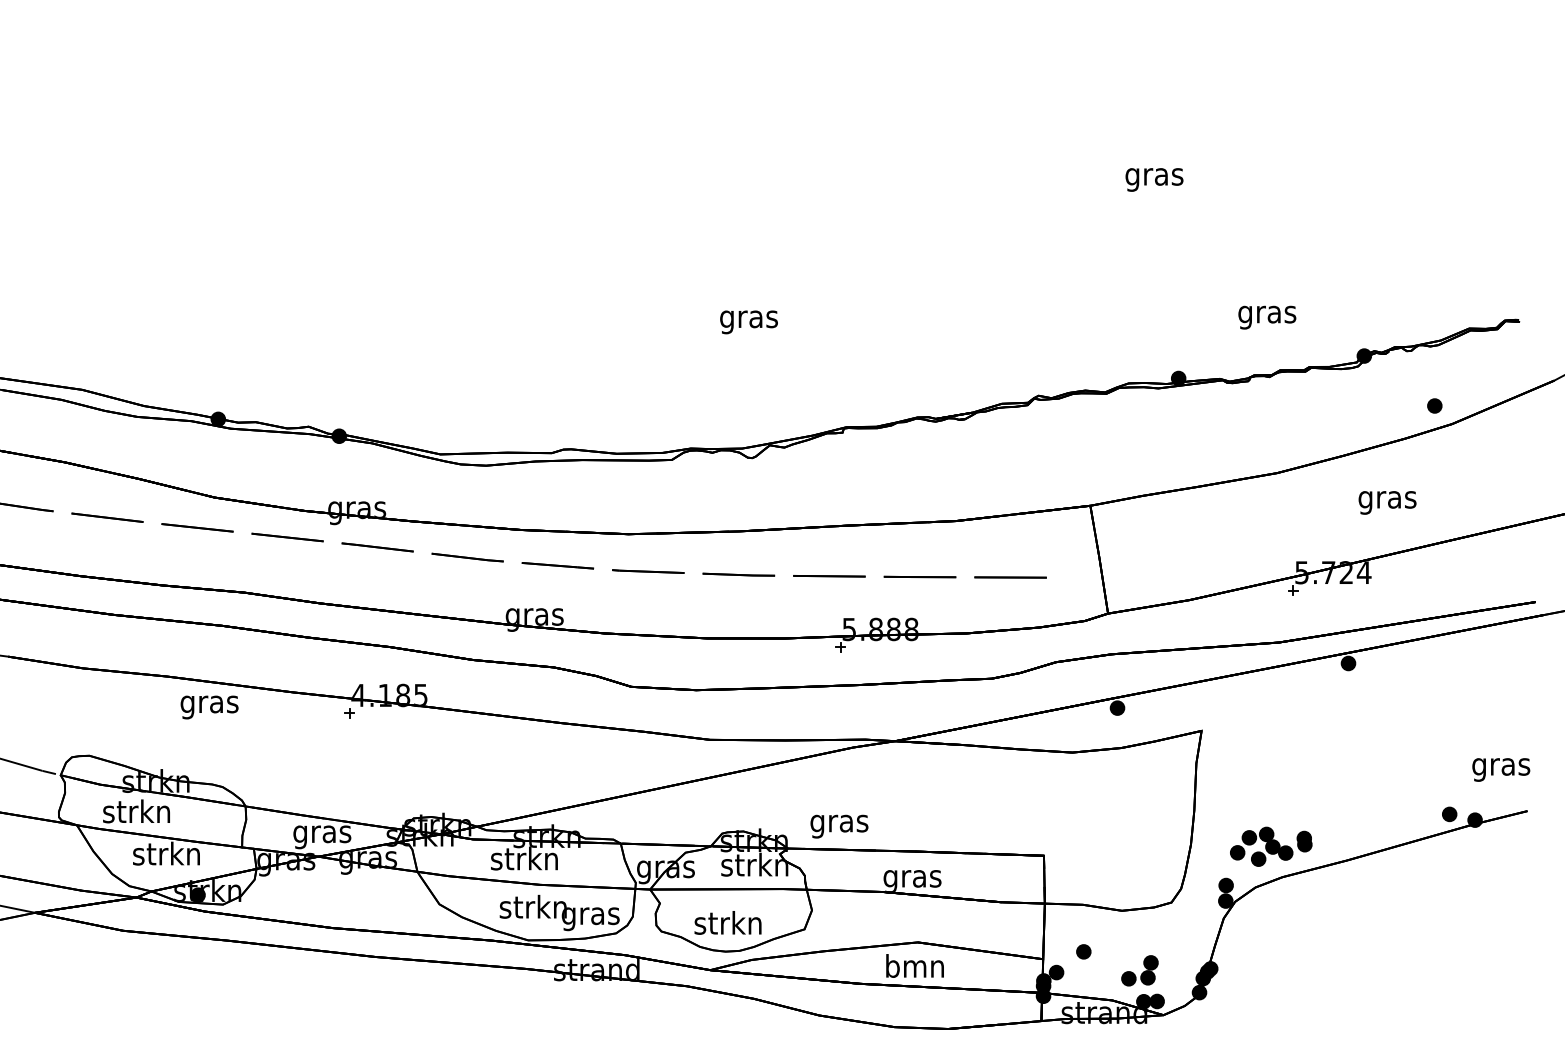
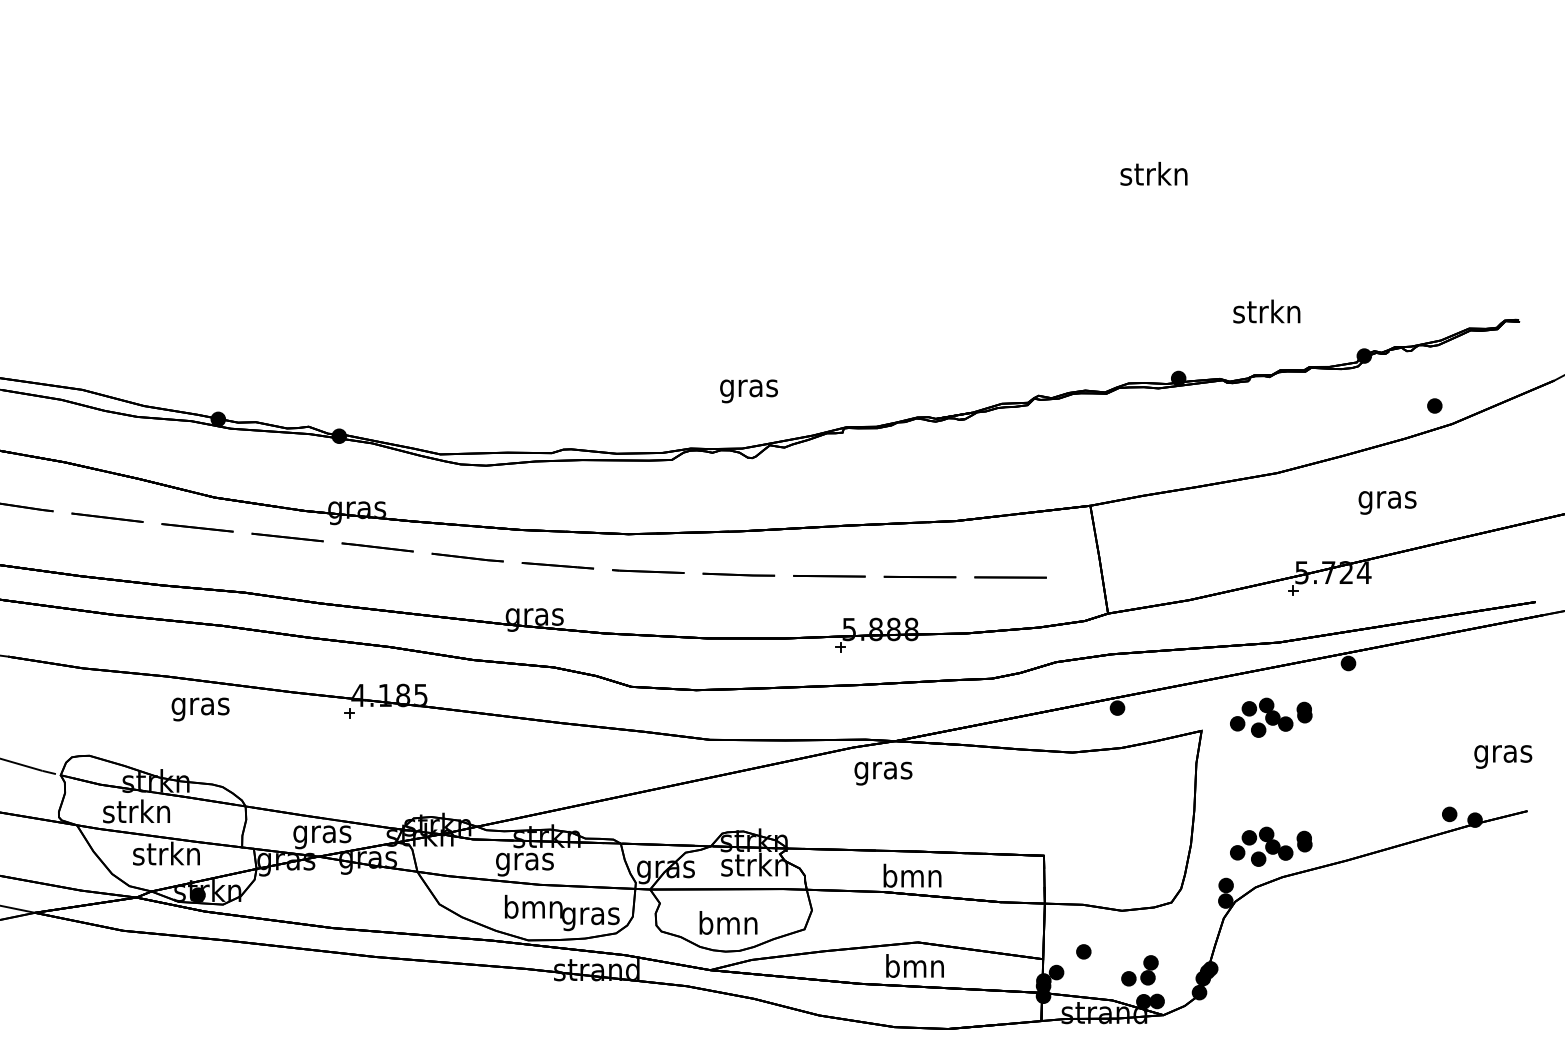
text: gras -> strkn (1153, 176)
text: gras -> strkn (1266, 314)
text position: (748, 322) -> (748, 391) (748, 391)
text position: (209, 707) -> (200, 709) (200, 709)
part: none -> present (1271, 717)
text position: (1501, 769) -> (1503, 756) (1503, 756)
text position: (839, 826) -> (883, 773) (883, 773)
text: strkn -> gras (524, 861)
text: gras -> bmn (912, 877)
text: strkn -> bmn (532, 906)
text: strkn -> bmn (727, 922)
